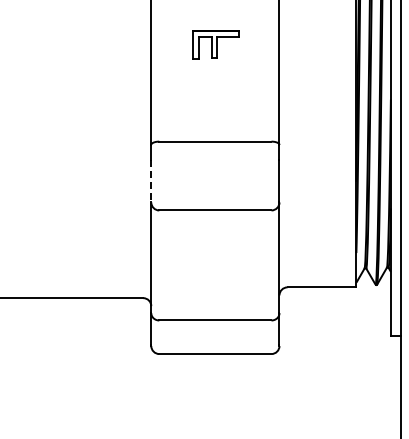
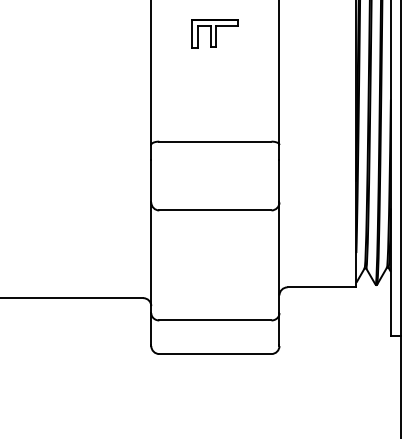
part position: (215, 44) -> (214, 33) (214, 33)
line: dashed -> solid (151, 181)
